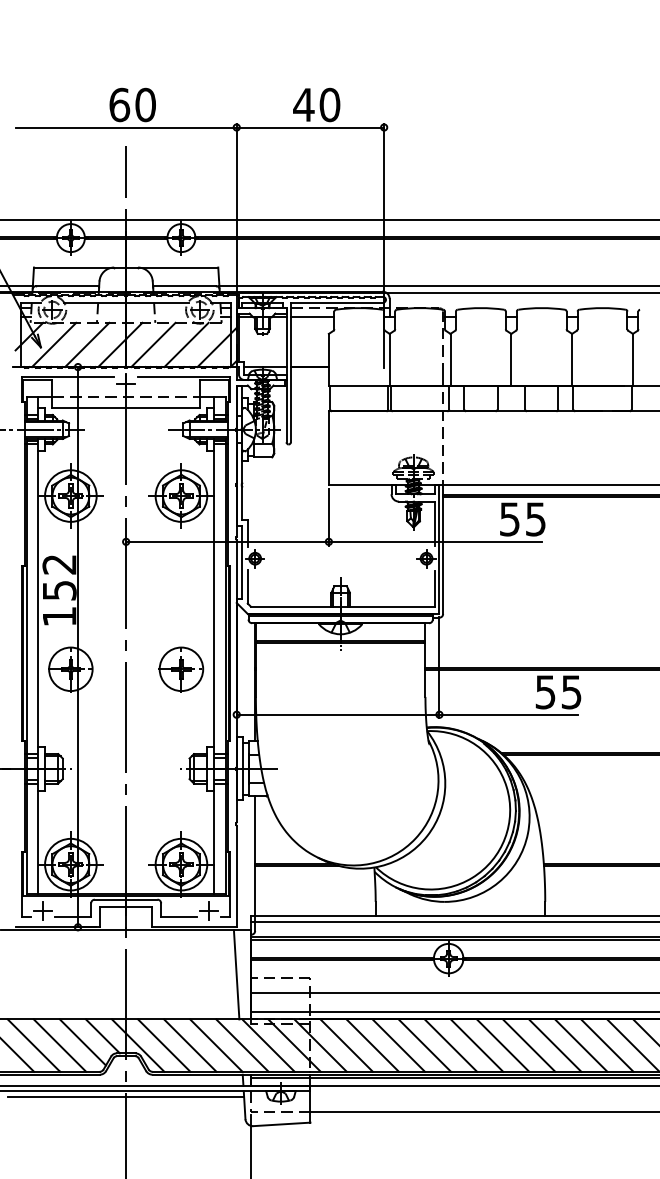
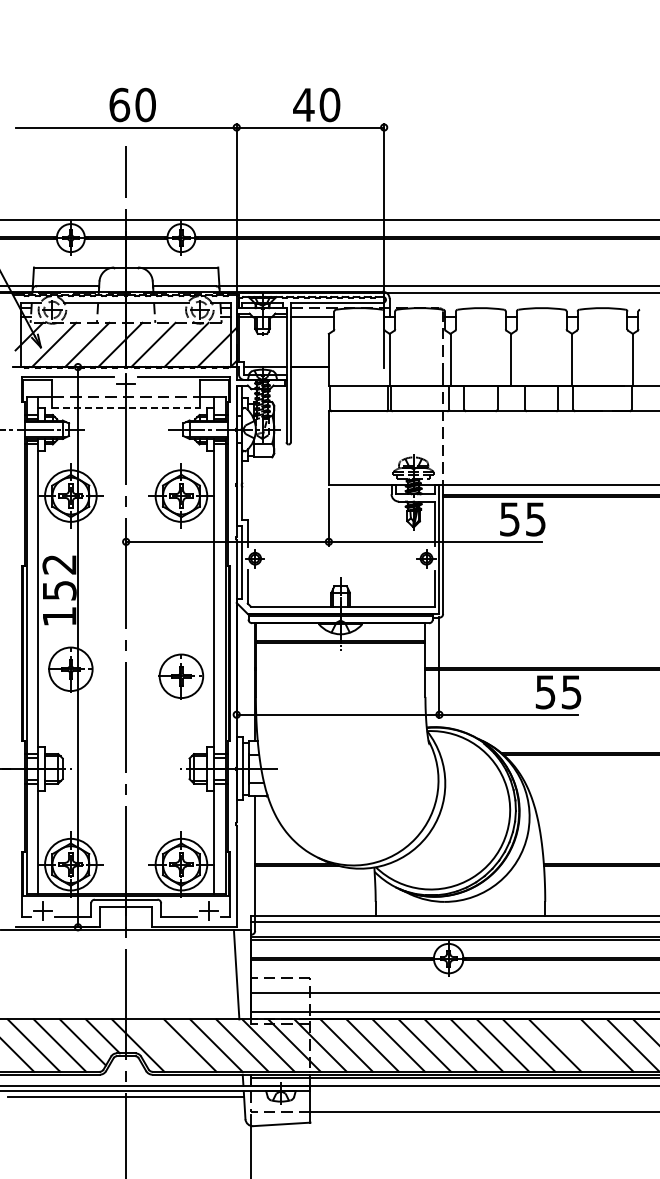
line: solid -> dashed (126, 407)
part position: (181, 669) -> (181, 676) (181, 676)
line: present -> none (164, 1045)
line: present -> none (581, 1045)
